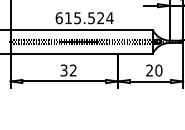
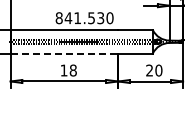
text: 615.524 -> 841.530 (84, 18)
line: solid -> dashed (65, 53)
text: 32 -> 18 (68, 70)
